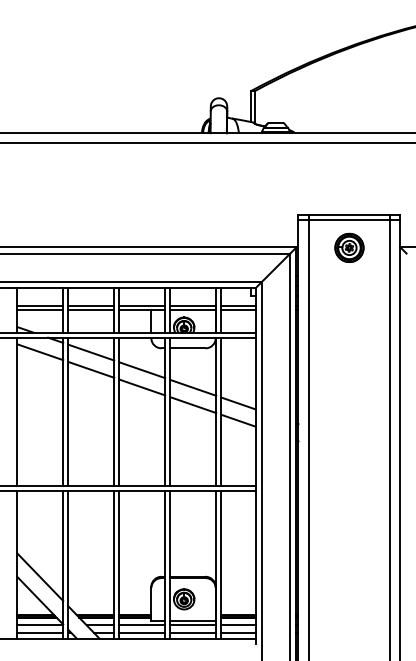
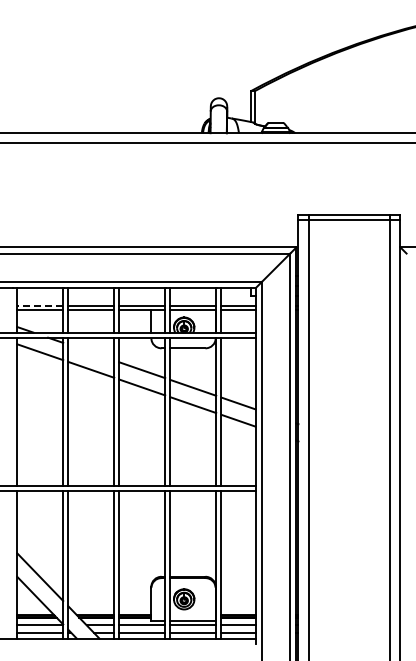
part: present -> none (349, 247)
line: solid -> dashed (40, 305)
line: present -> none (91, 352)
